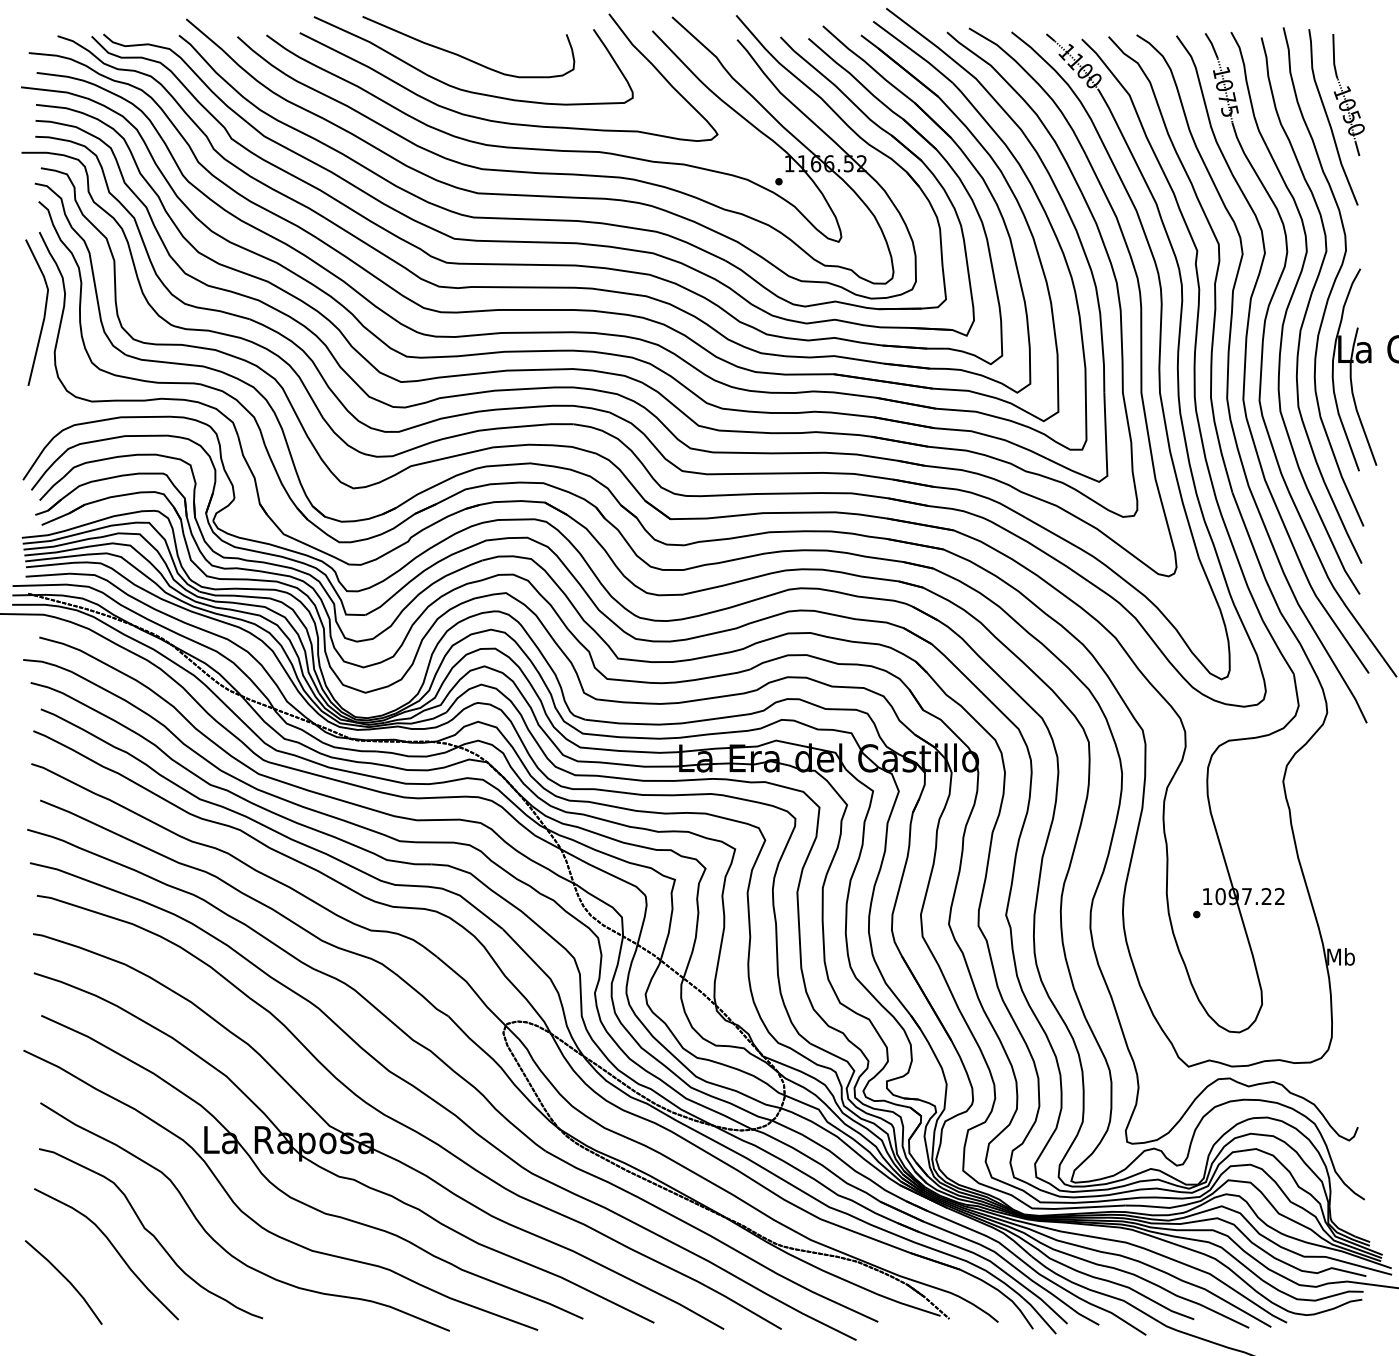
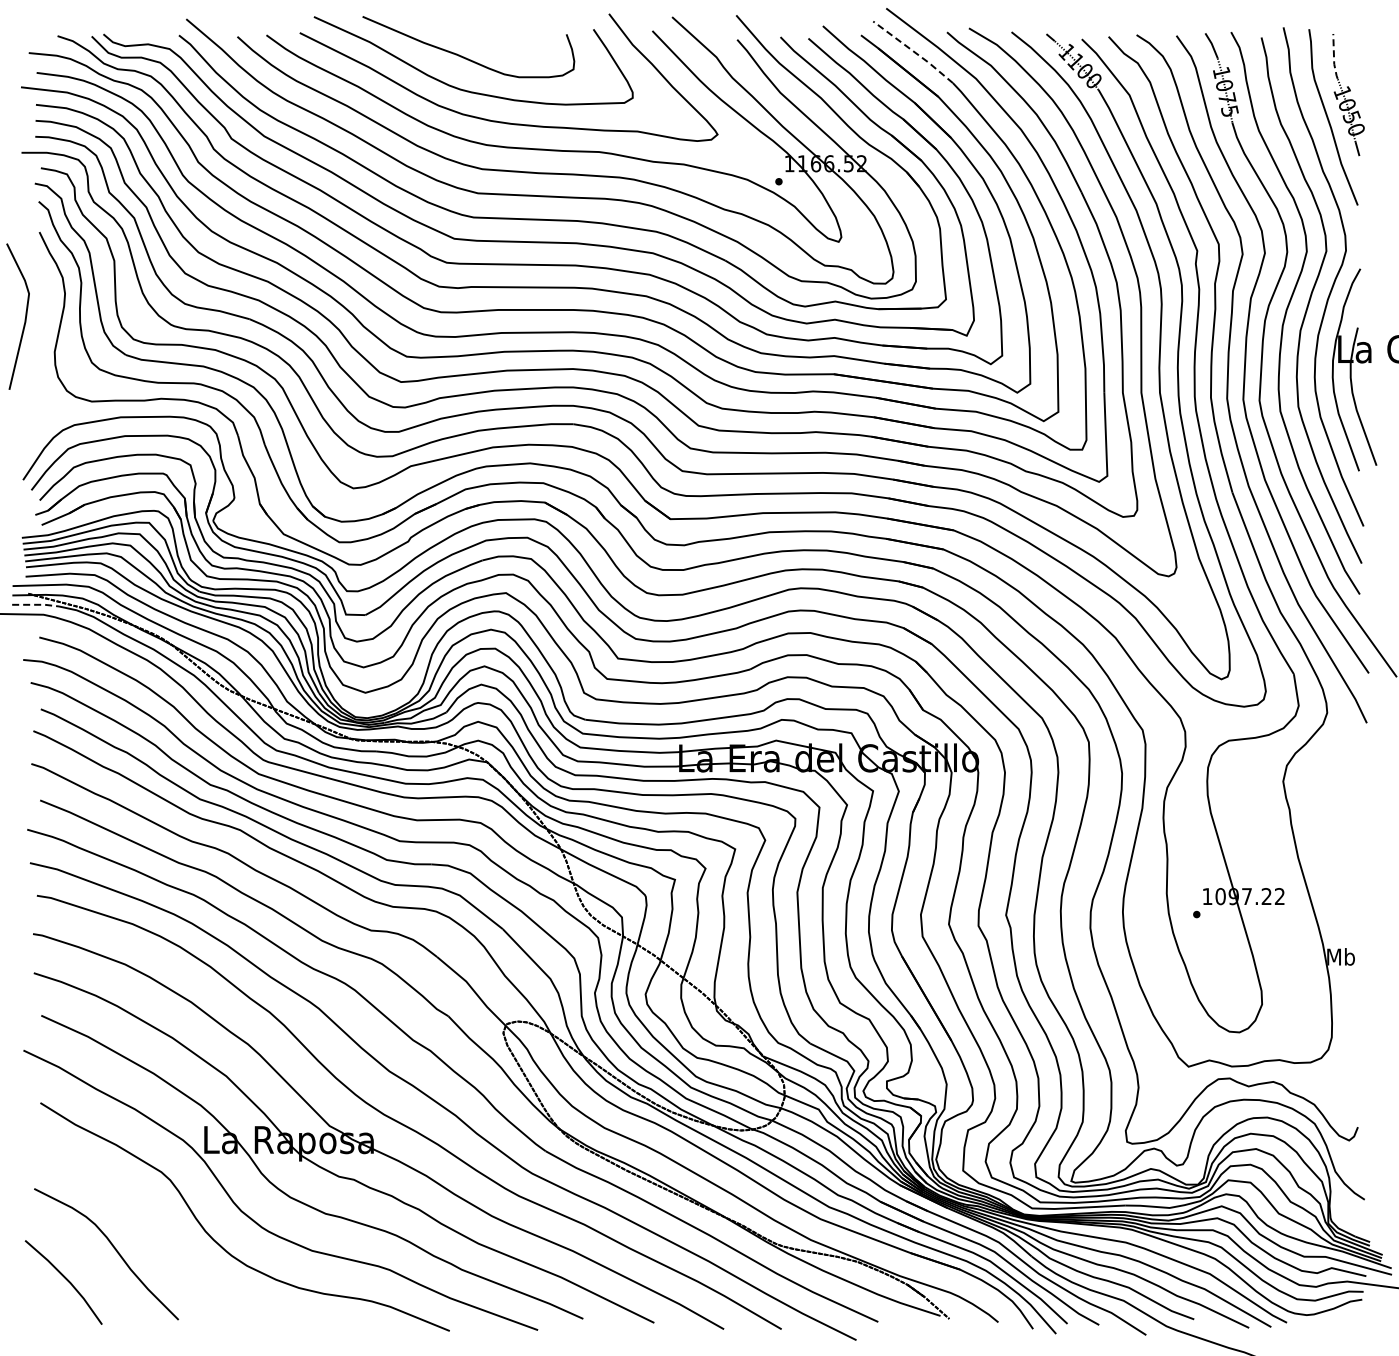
line: solid -> dashed (913, 51)
line: solid -> dashed (1334, 58)
line position: (43, 315) -> (24, 319) (24, 319)
line: solid -> dashed (36, 604)
curve: present -> none (151, 1233)
